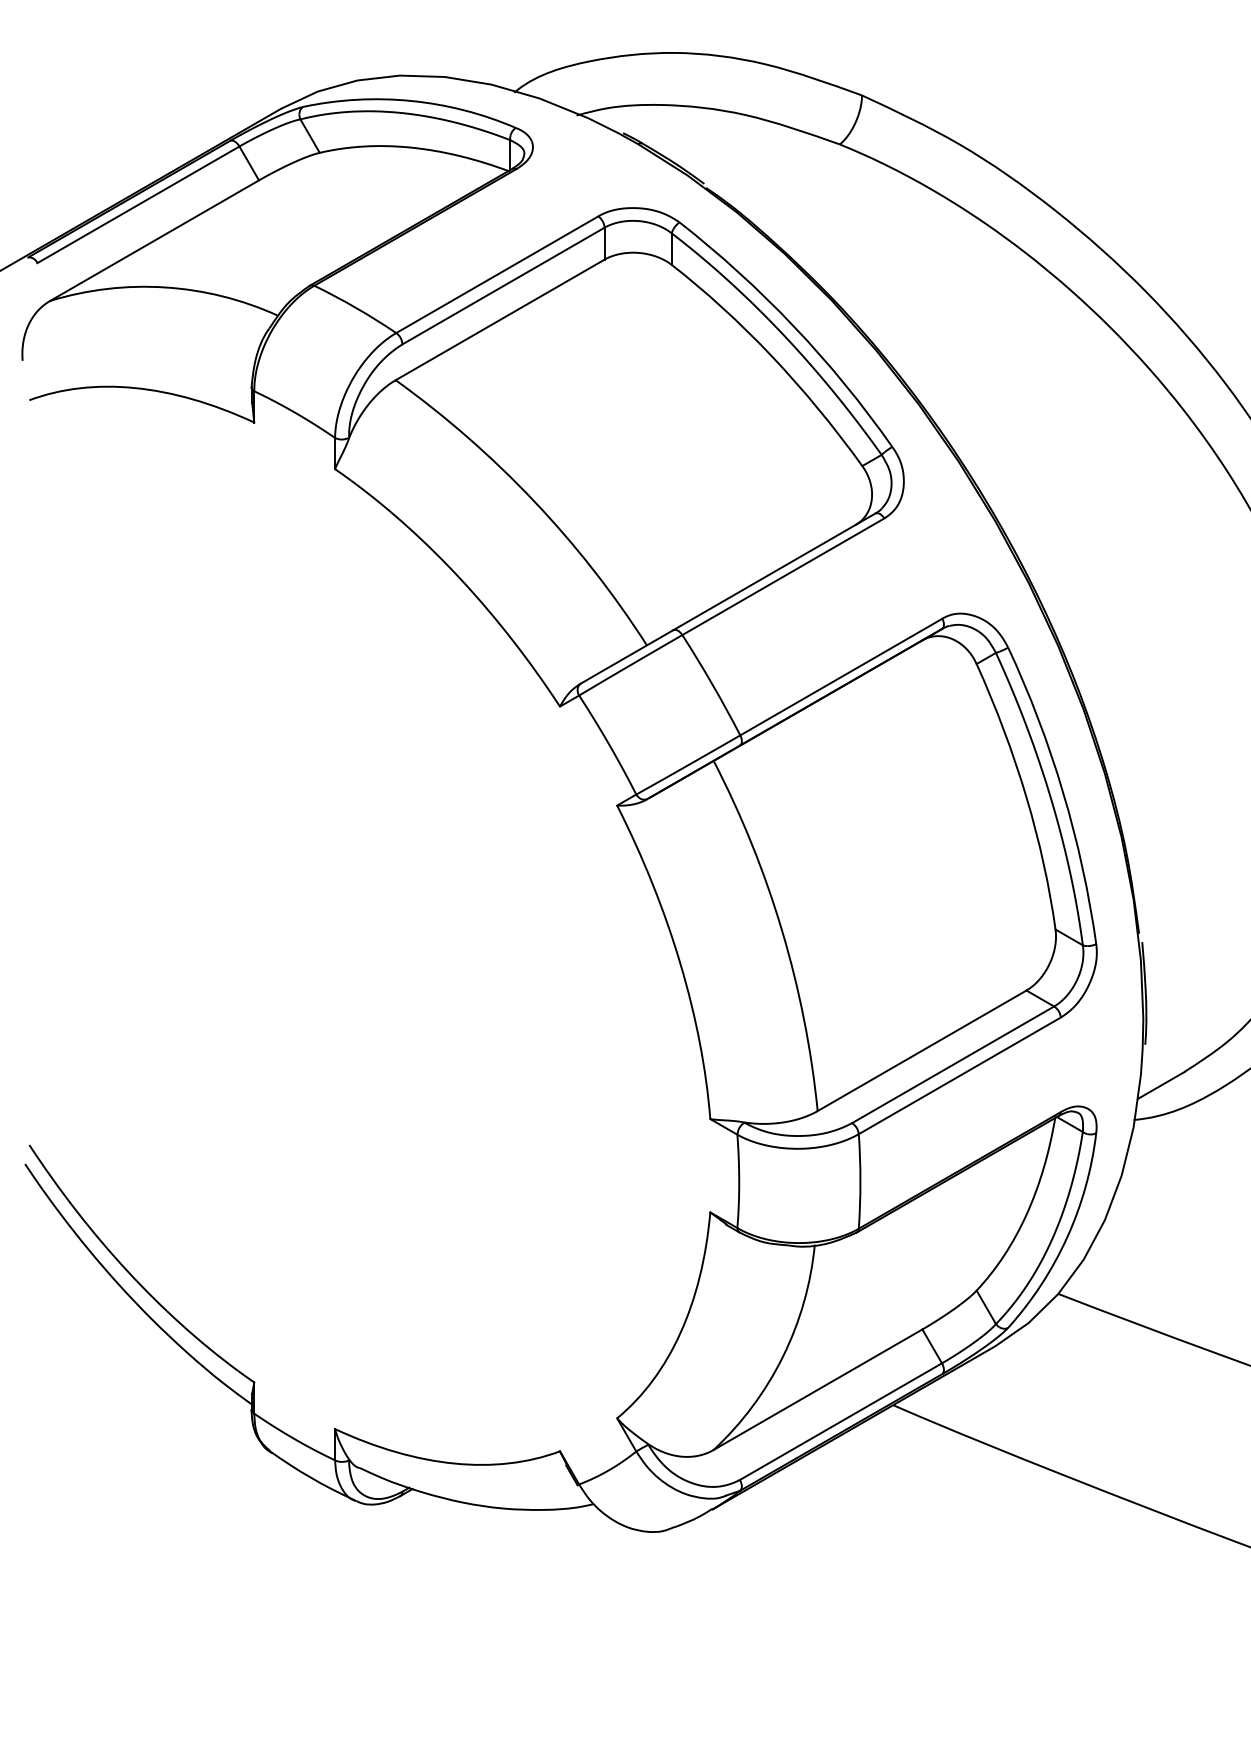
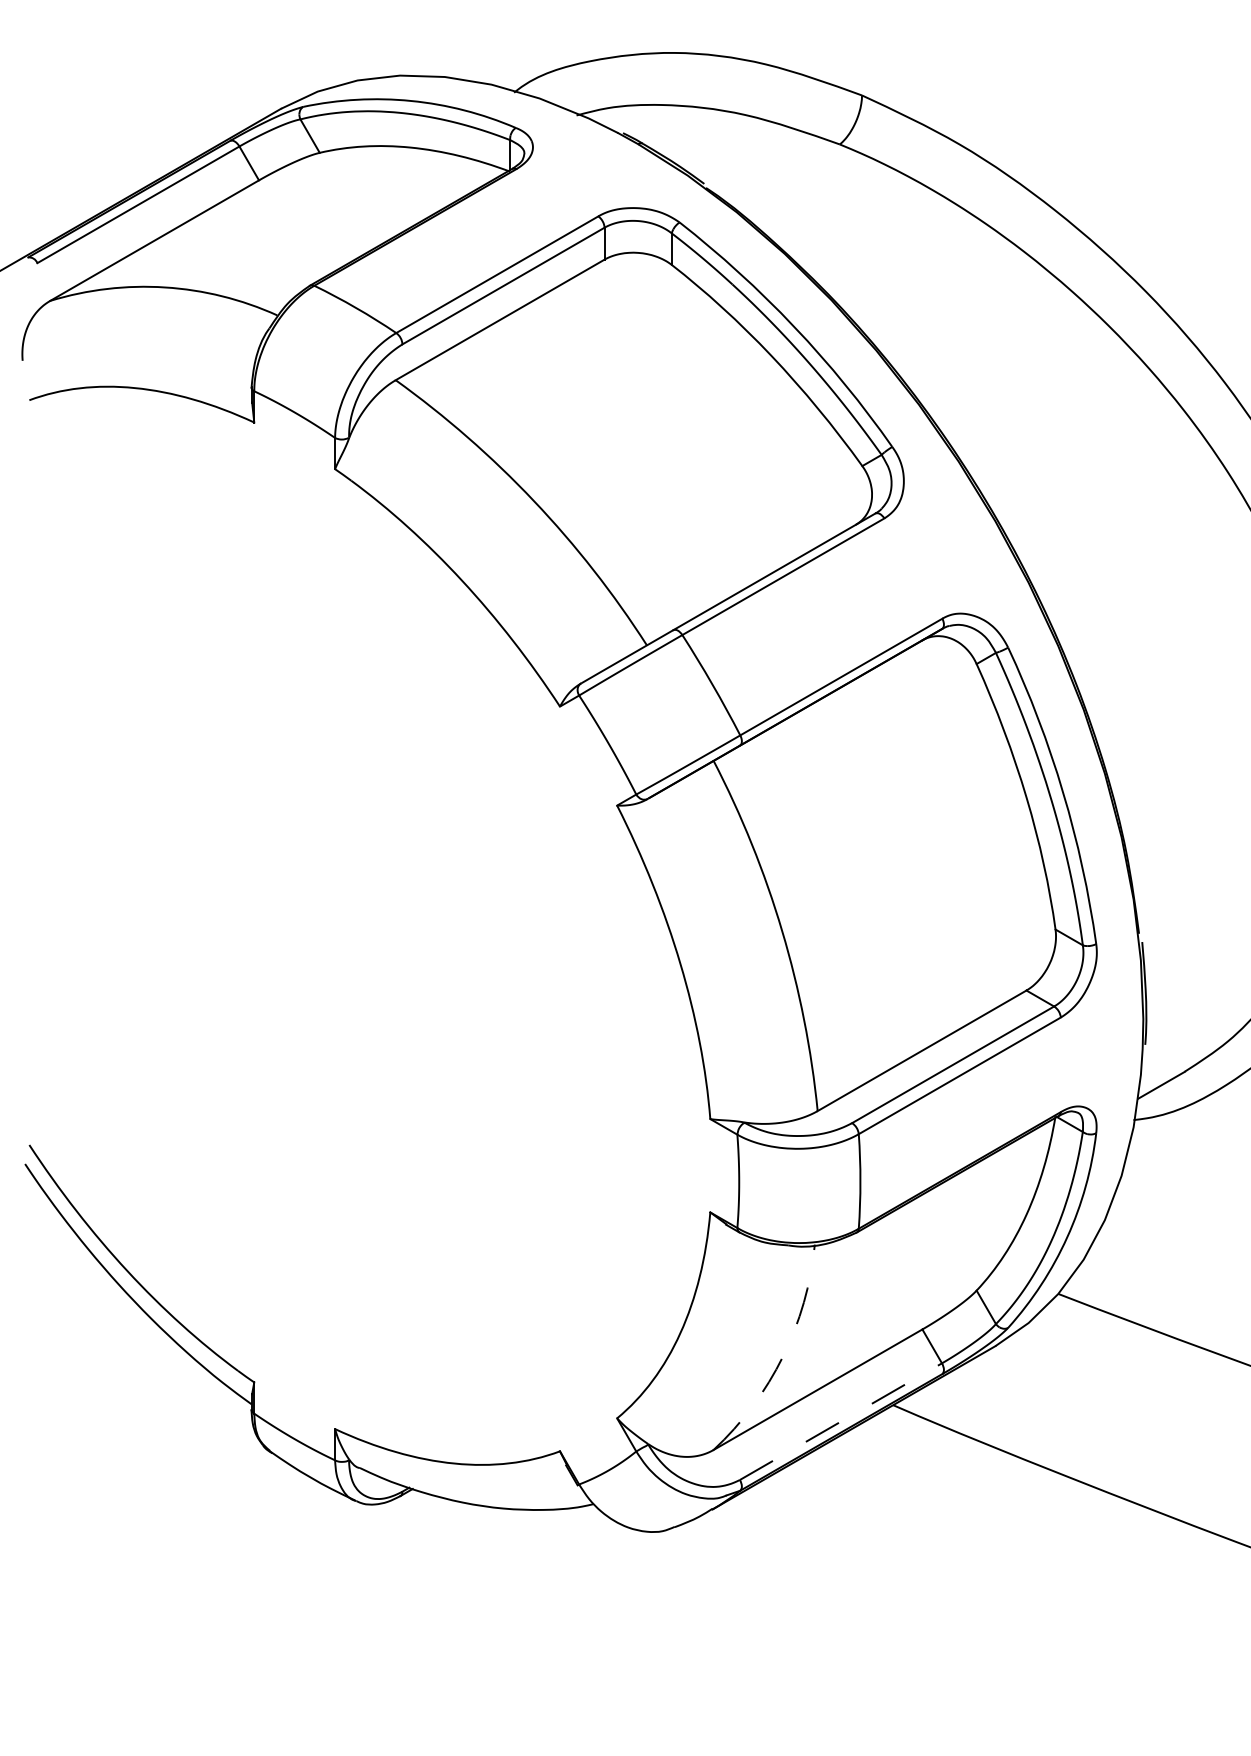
arc: solid -> dashed (783, 1356)
line: solid -> dashed (840, 1421)
